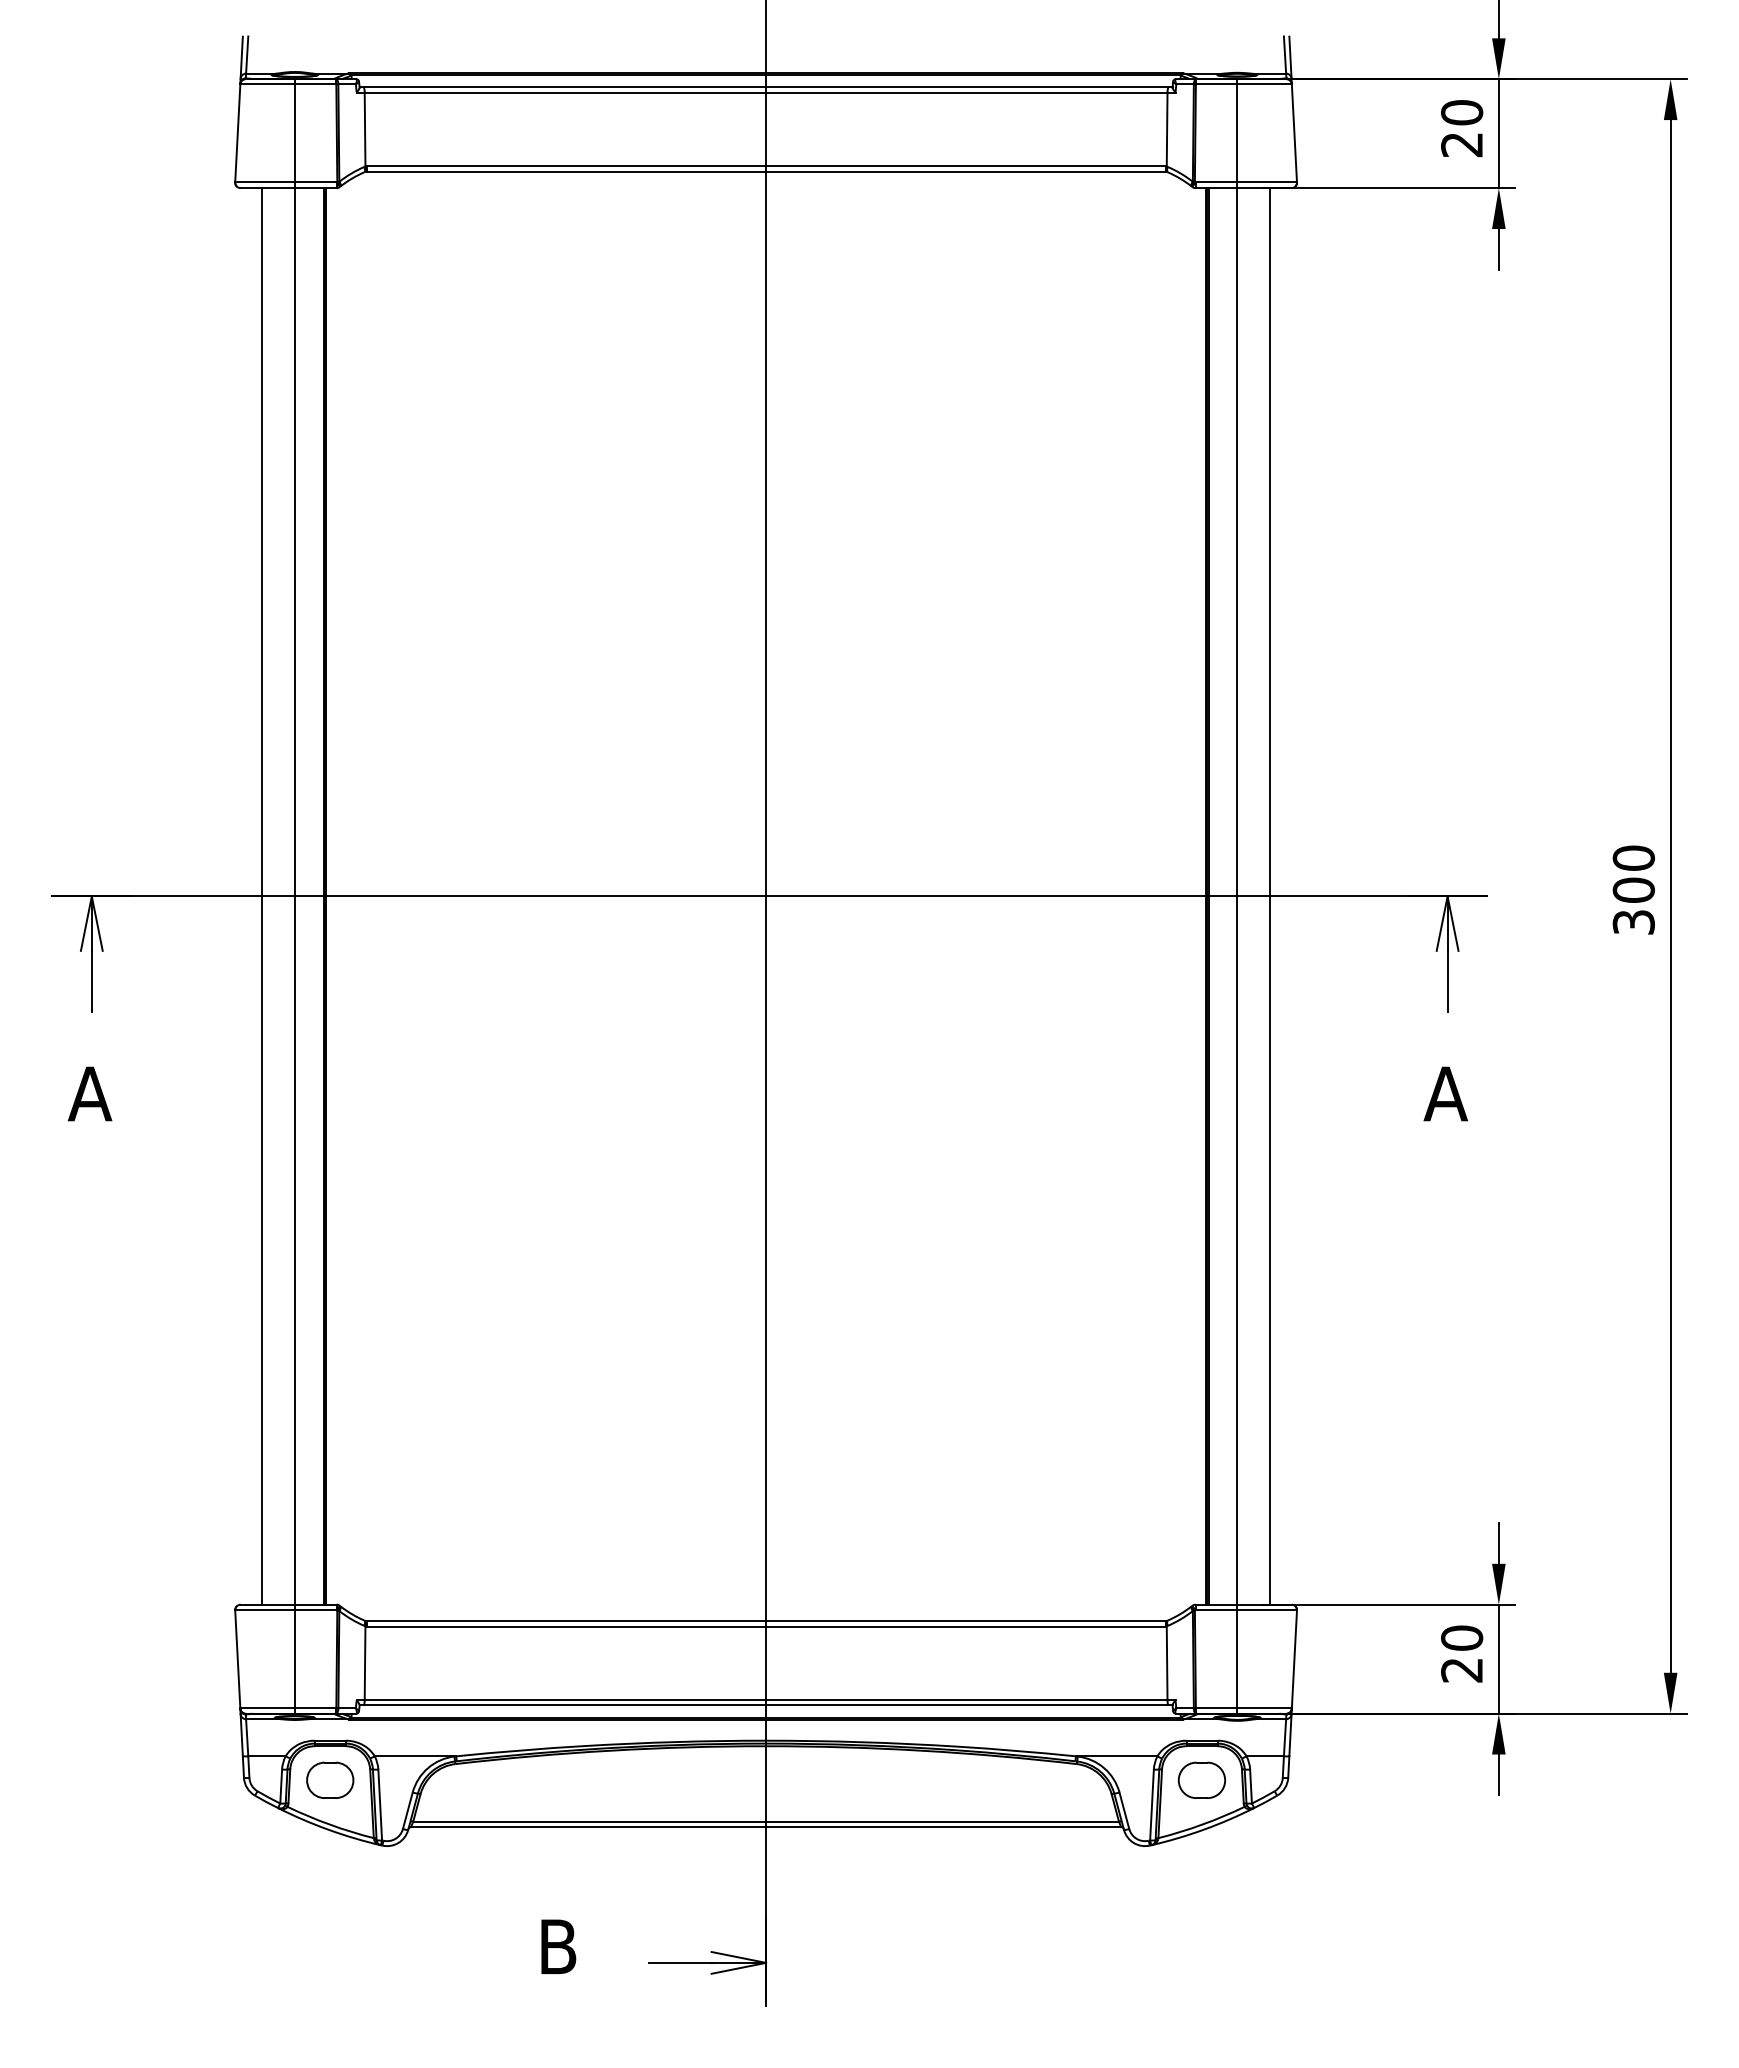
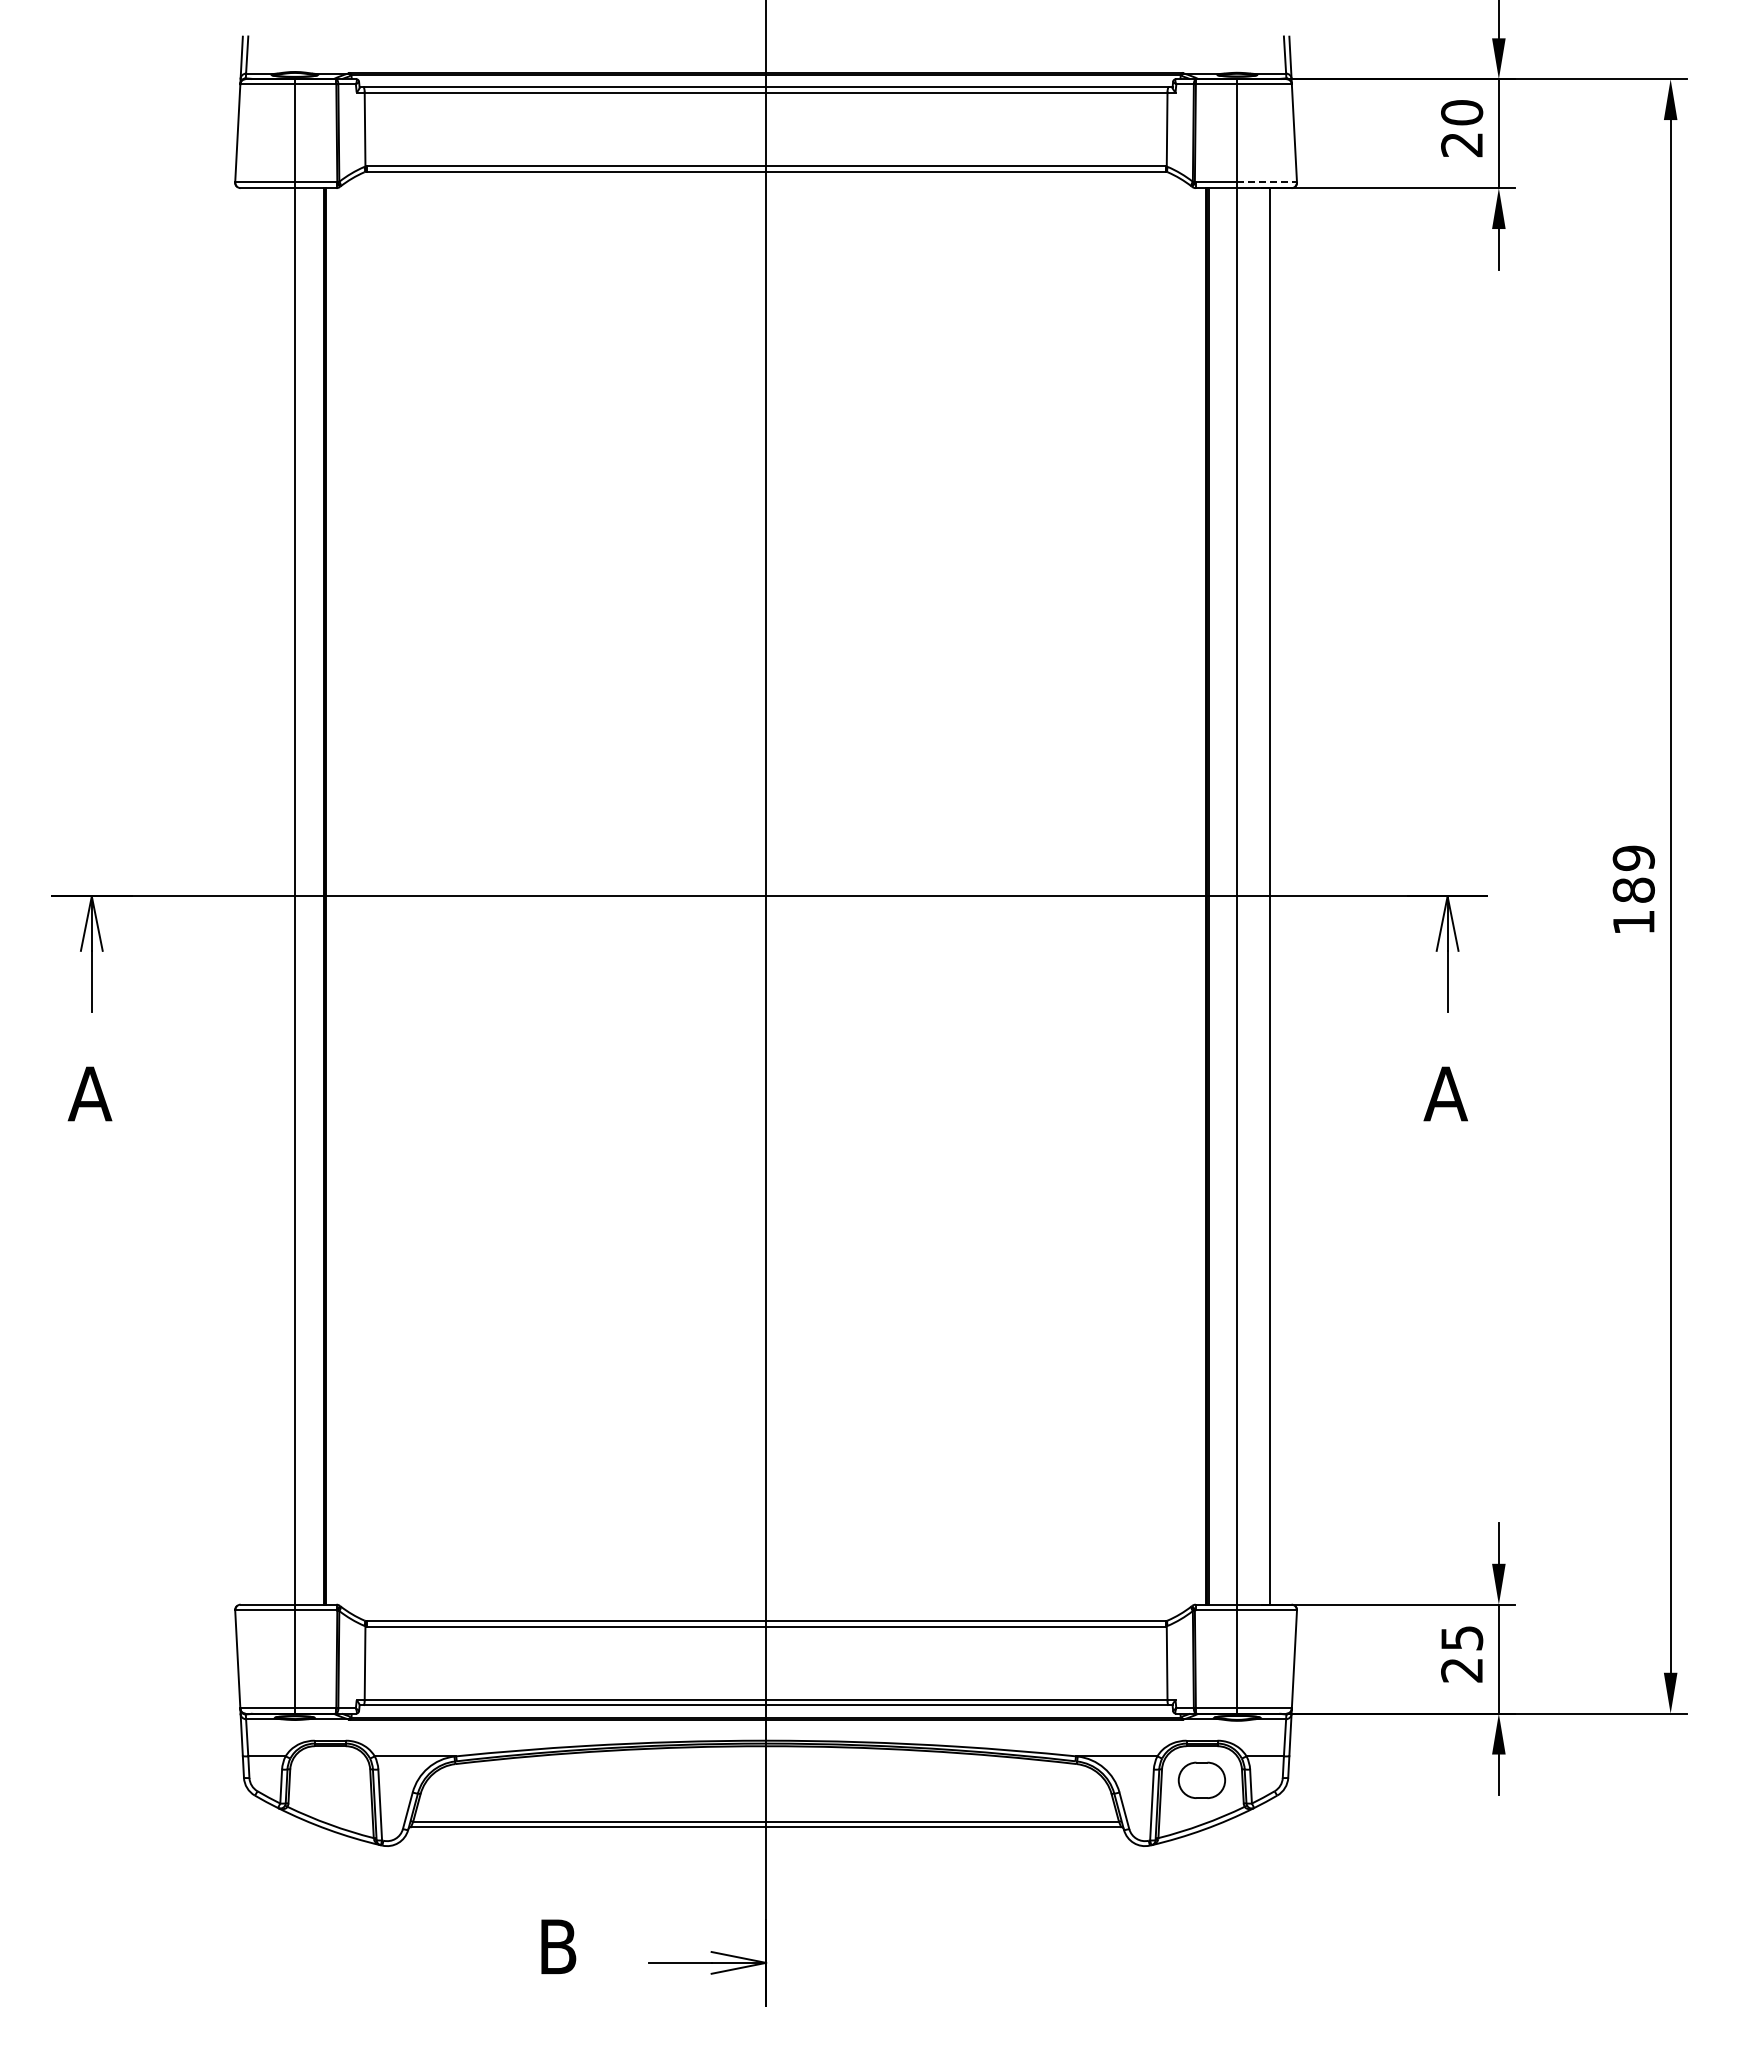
line: solid -> dashed (1267, 182)
text: 300 -> 189 (1633, 889)
line: present -> none (262, 896)
text: 20 -> 25 (1462, 1637)
part: present -> none (330, 1779)
